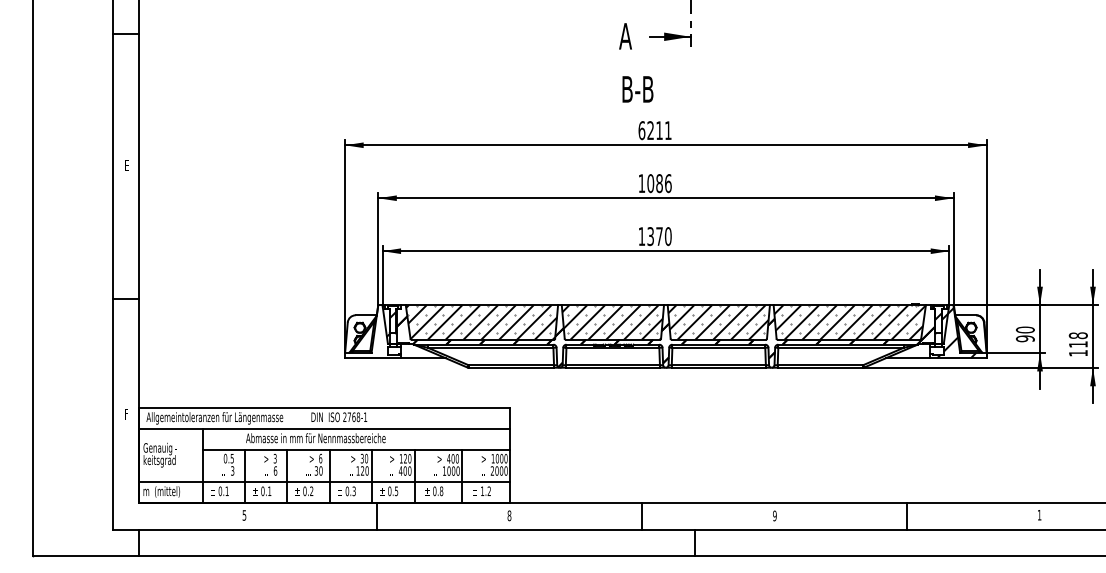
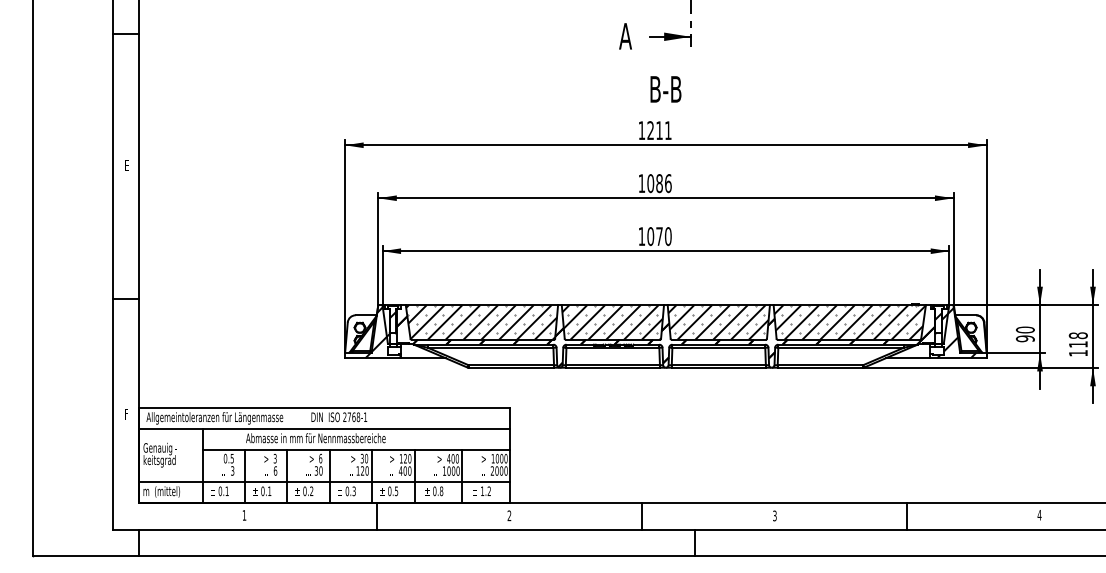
text position: (637, 89) -> (665, 89) (665, 89)
text: 6211 -> 1211 (641, 130)
text: 1370 -> 1070 (650, 236)
hatch: none -> present (383, 332)
text: 5 -> 1 (244, 515)
text: 8 -> 2 (509, 515)
text: 9 -> 3 (774, 515)
text: 1 -> 4 (1039, 515)
